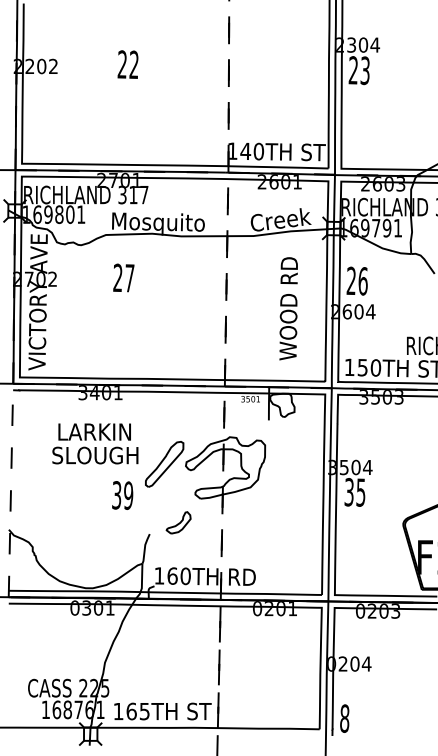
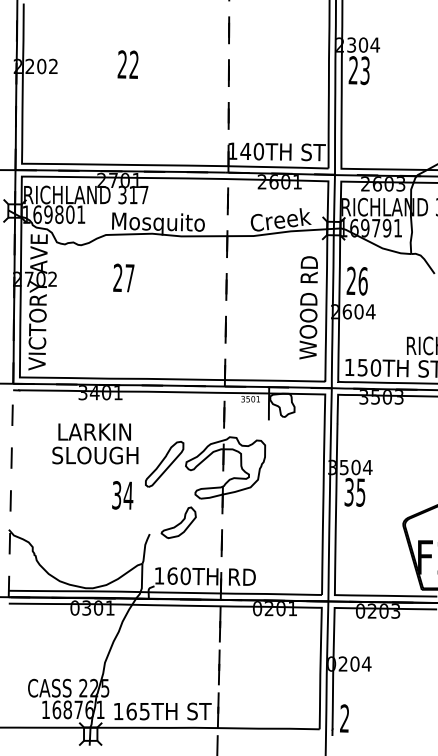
text position: (288, 308) -> (308, 307) (308, 307)
text: 39 -> 34 (128, 495)
part size: 27x24 px -> 37x34 px (178, 522)
text: 8 -> 2 (344, 718)
